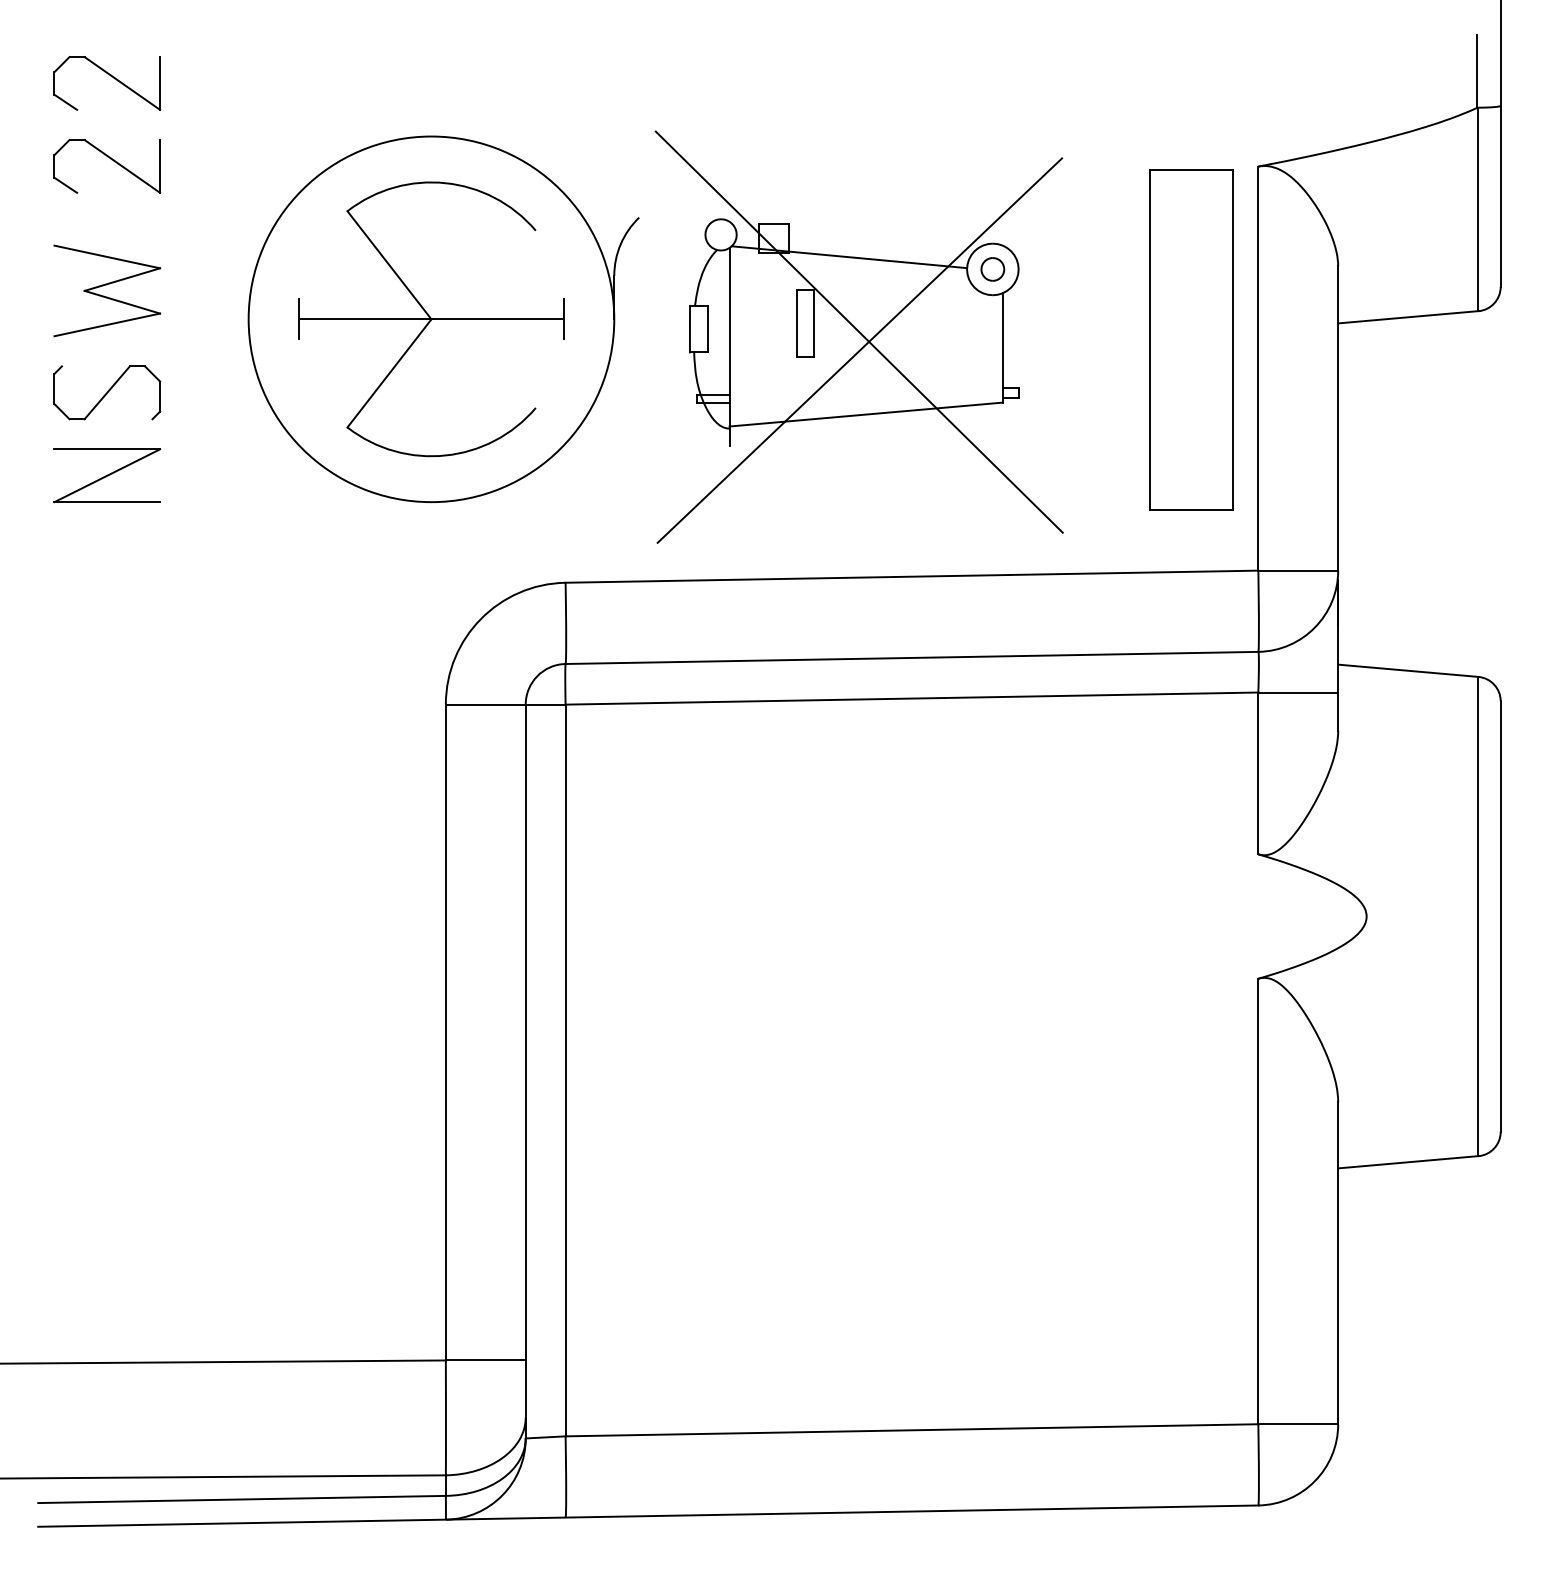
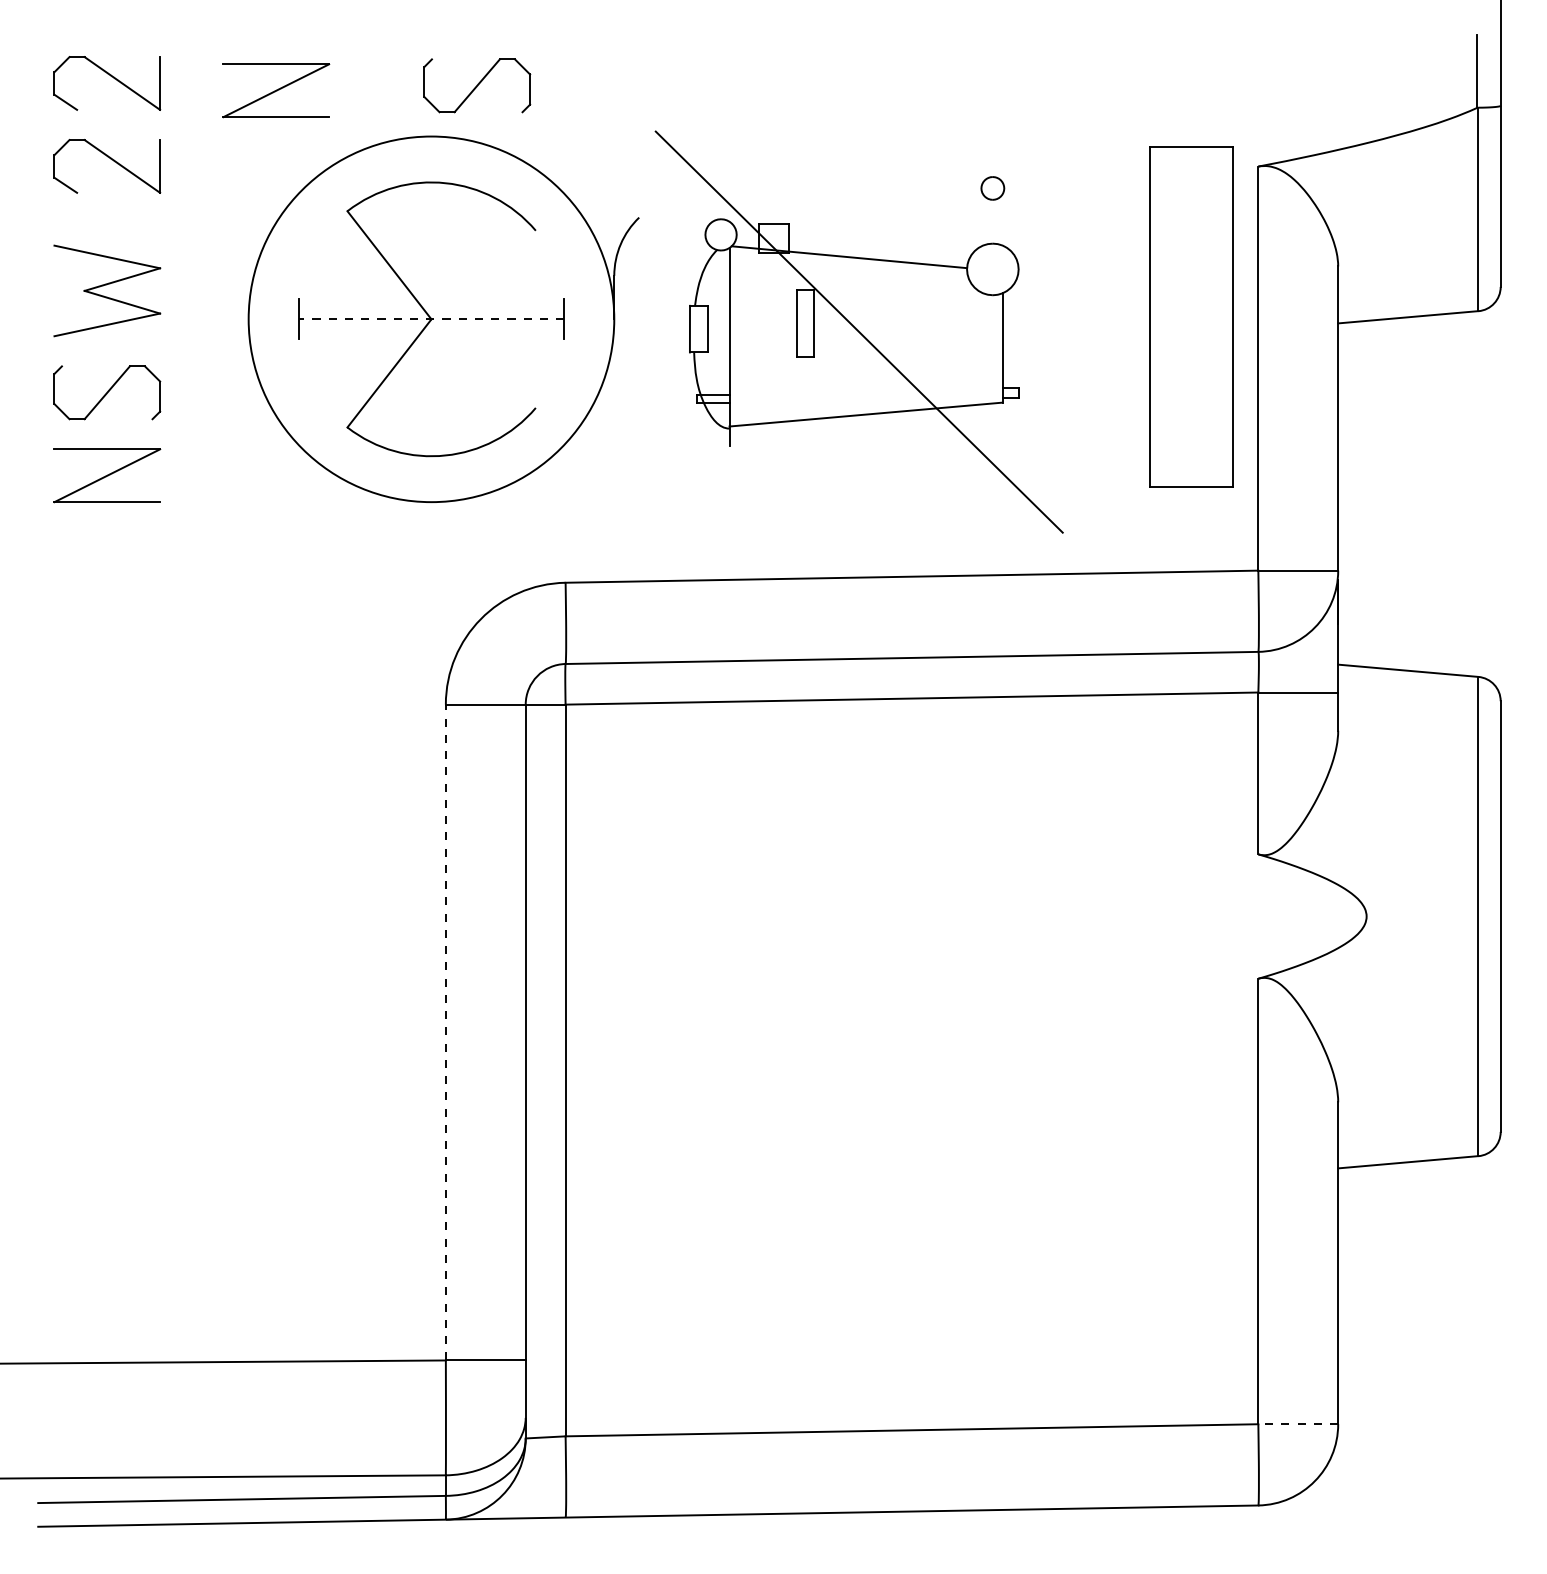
part: none -> present (477, 85)
part: none -> present (276, 90)
part position: (992, 269) -> (992, 188) (992, 188)
line: solid -> dashed (431, 319)
part position: (1191, 339) -> (1191, 316) (1191, 316)
line: present -> none (859, 350)
line: solid -> dashed (445, 1032)
line: solid -> dashed (1298, 1424)
